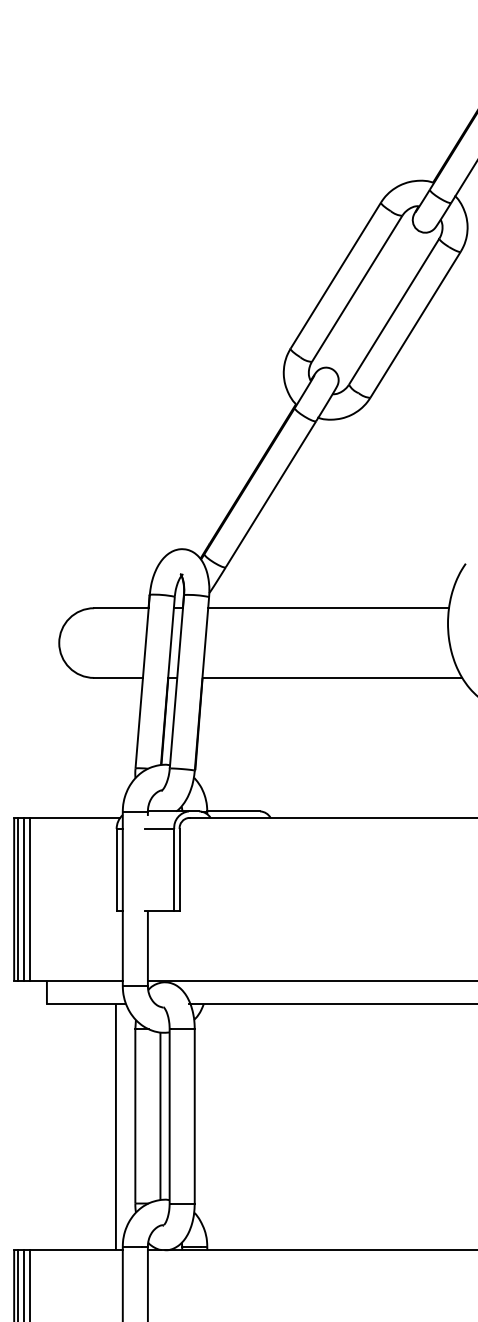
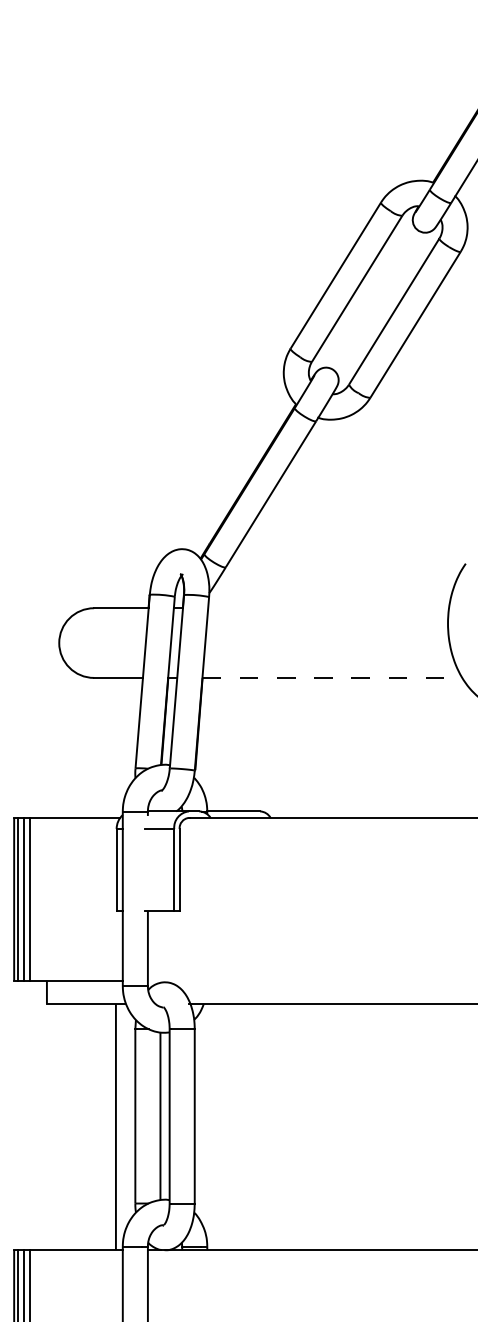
line: present -> none (328, 608)
line: solid -> dashed (332, 677)
line: present -> none (310, 980)
